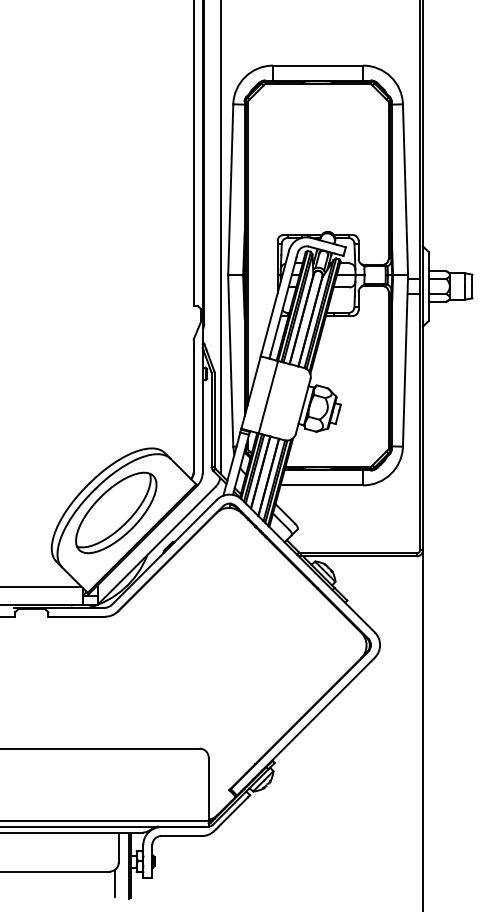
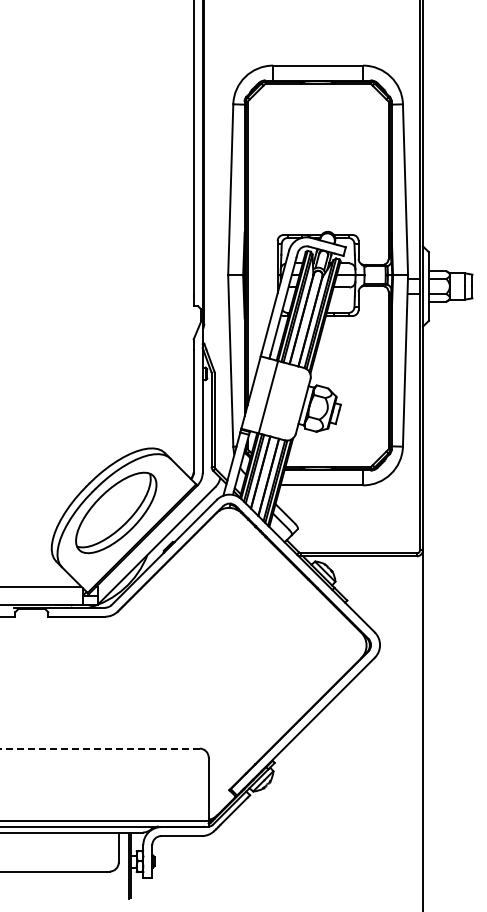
line: present -> none (220, 238)
line: solid -> dashed (99, 748)
line: present -> none (114, 883)
